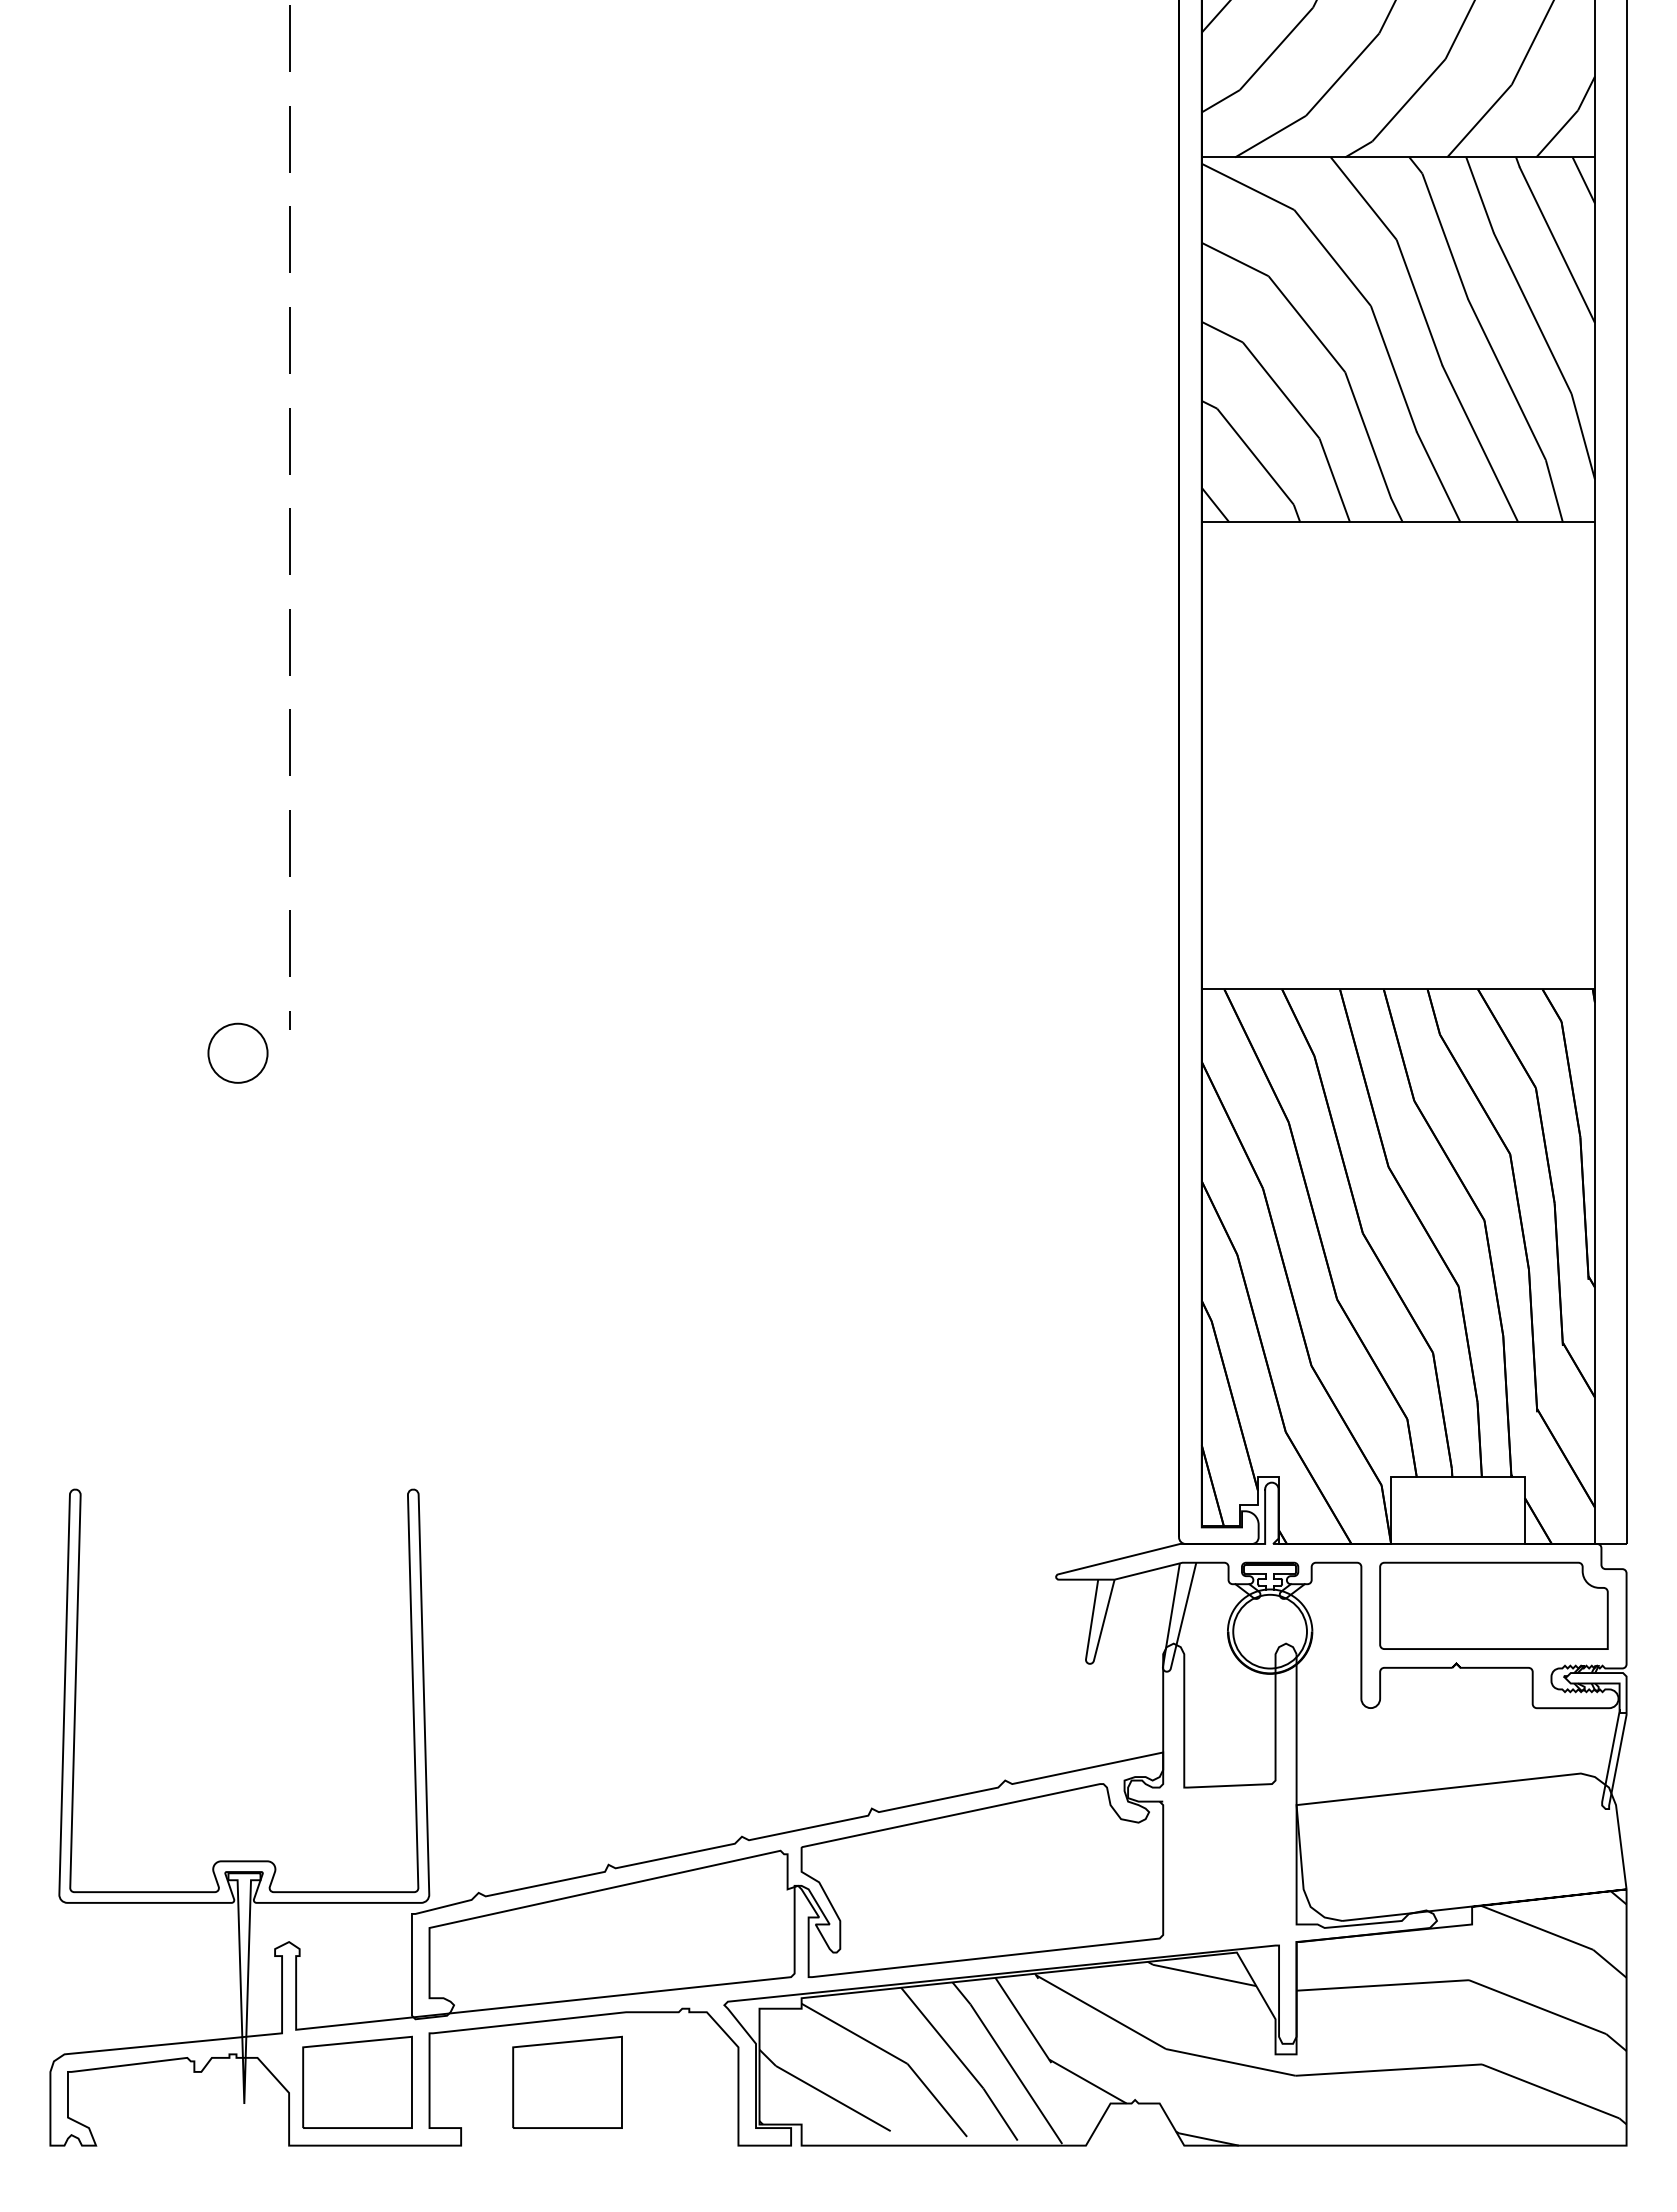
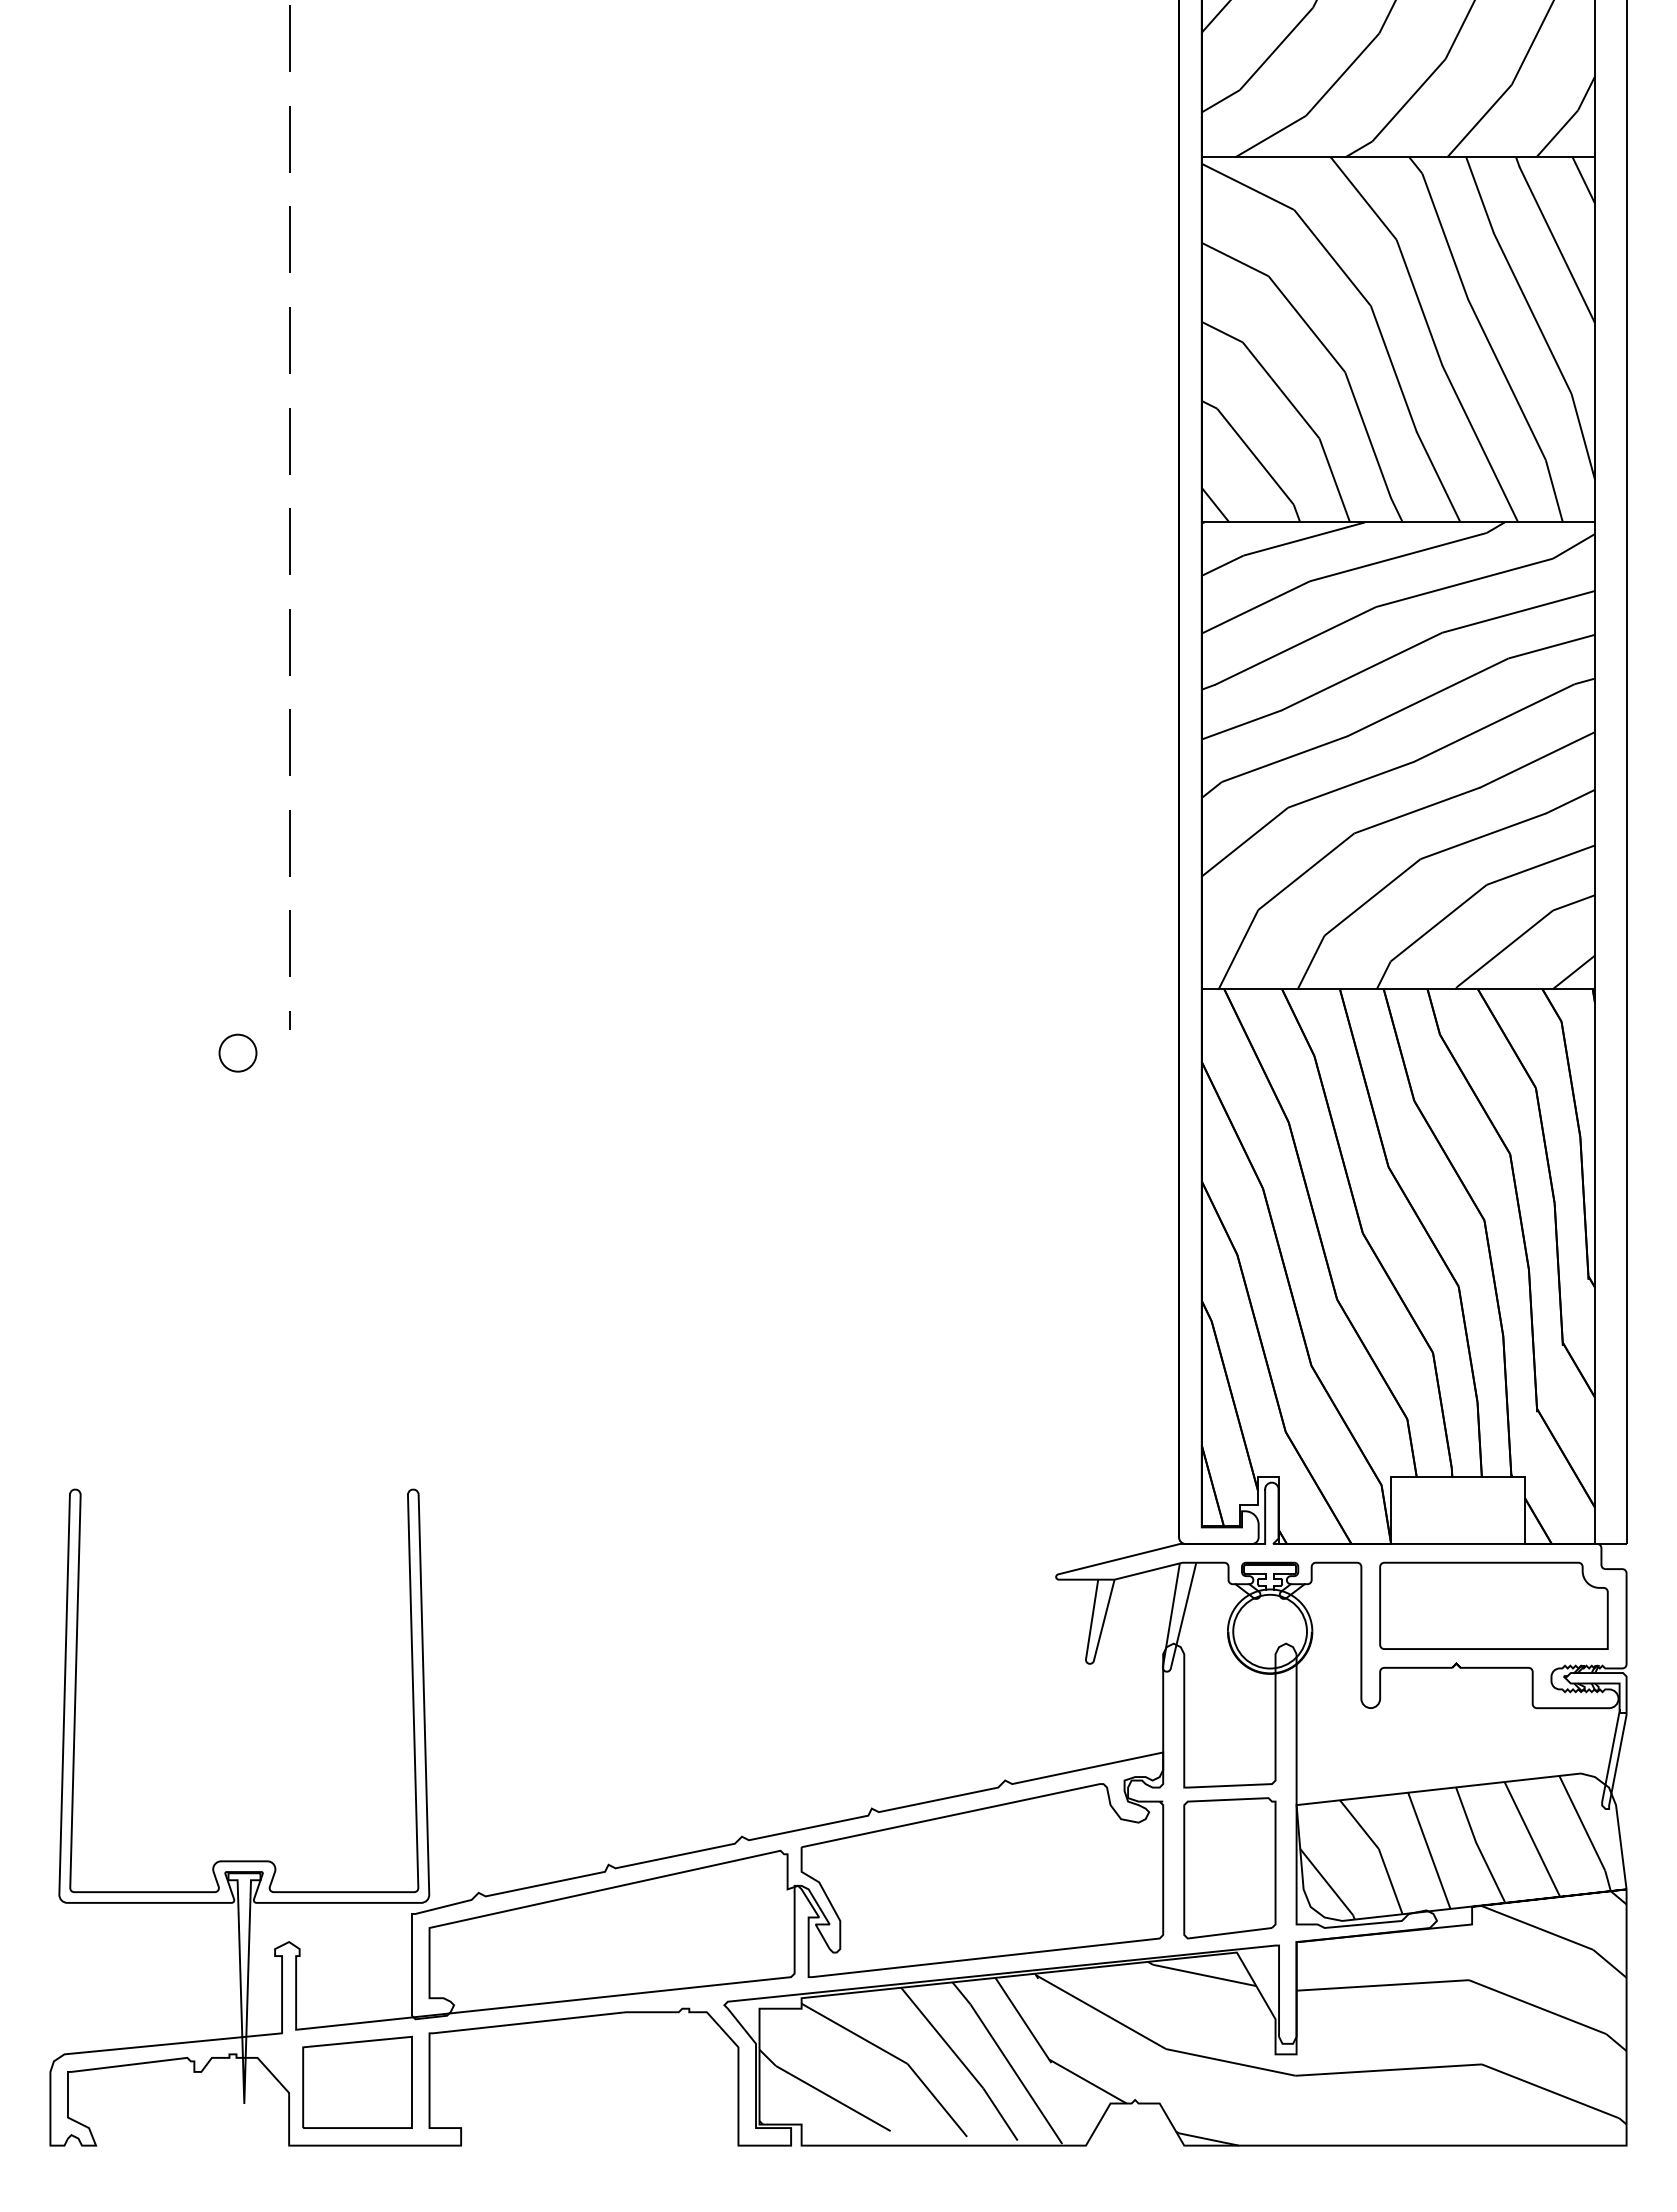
hatch: none -> present (1397, 755)
circle size: 62x62 px -> 40x40 px (237, 1052)
hatch: none -> present (1455, 1847)
part: none -> present (1229, 1868)
part: present -> none (567, 2081)
